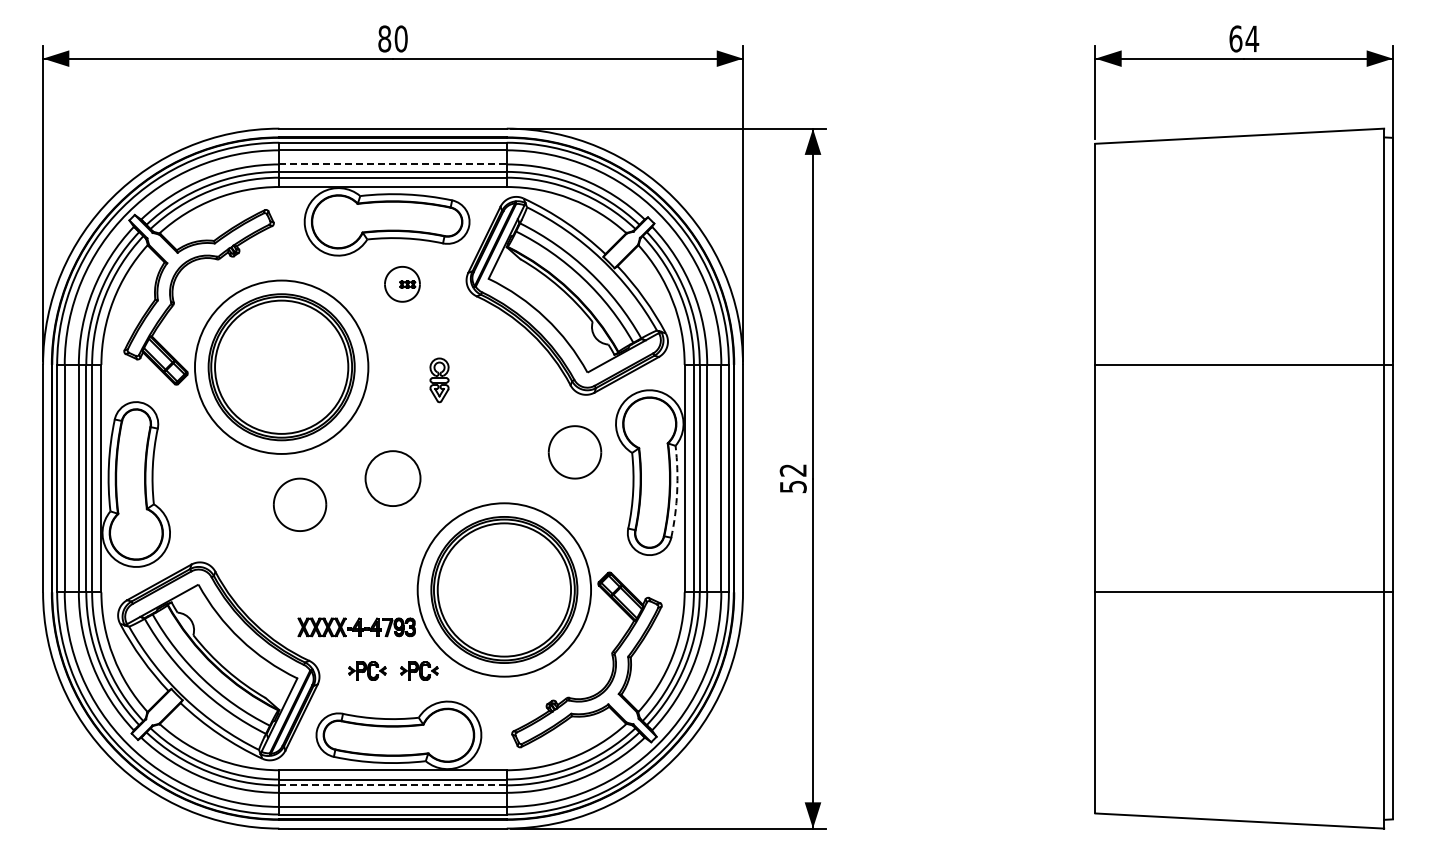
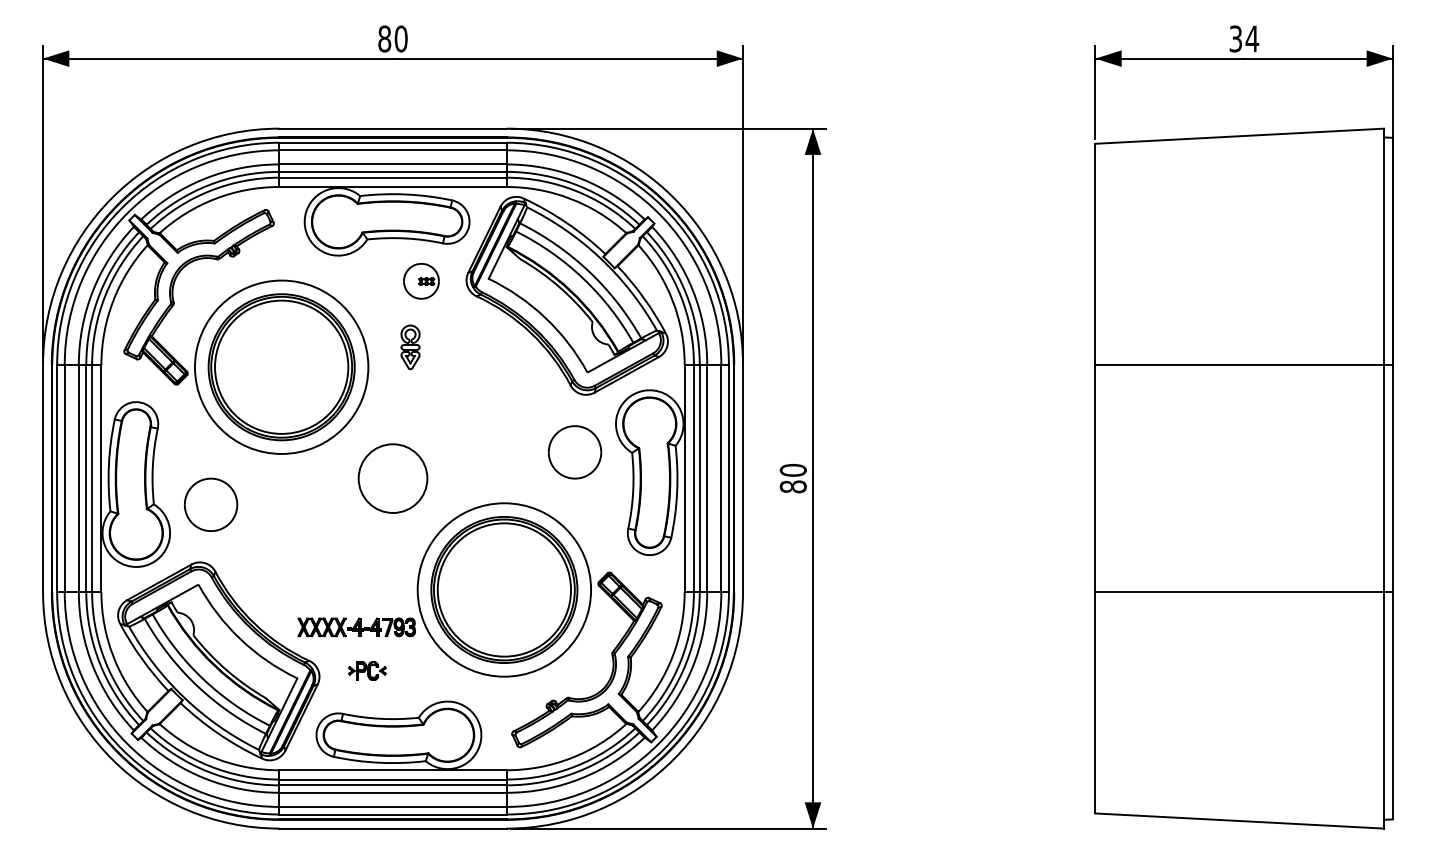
text: 64 -> 34 (1235, 38)
line: dashed -> solid (393, 164)
part position: (402, 284) -> (421, 281) (421, 281)
part position: (439, 380) -> (410, 347) (410, 347)
circle diameter: 55 px -> 69 px (392, 478)
text: 52 -> 80 (792, 478)
arc: dashed -> solid (677, 491)
part position: (300, 504) -> (211, 504) (211, 504)
part: present -> none (419, 670)
line: dashed -> solid (393, 785)
